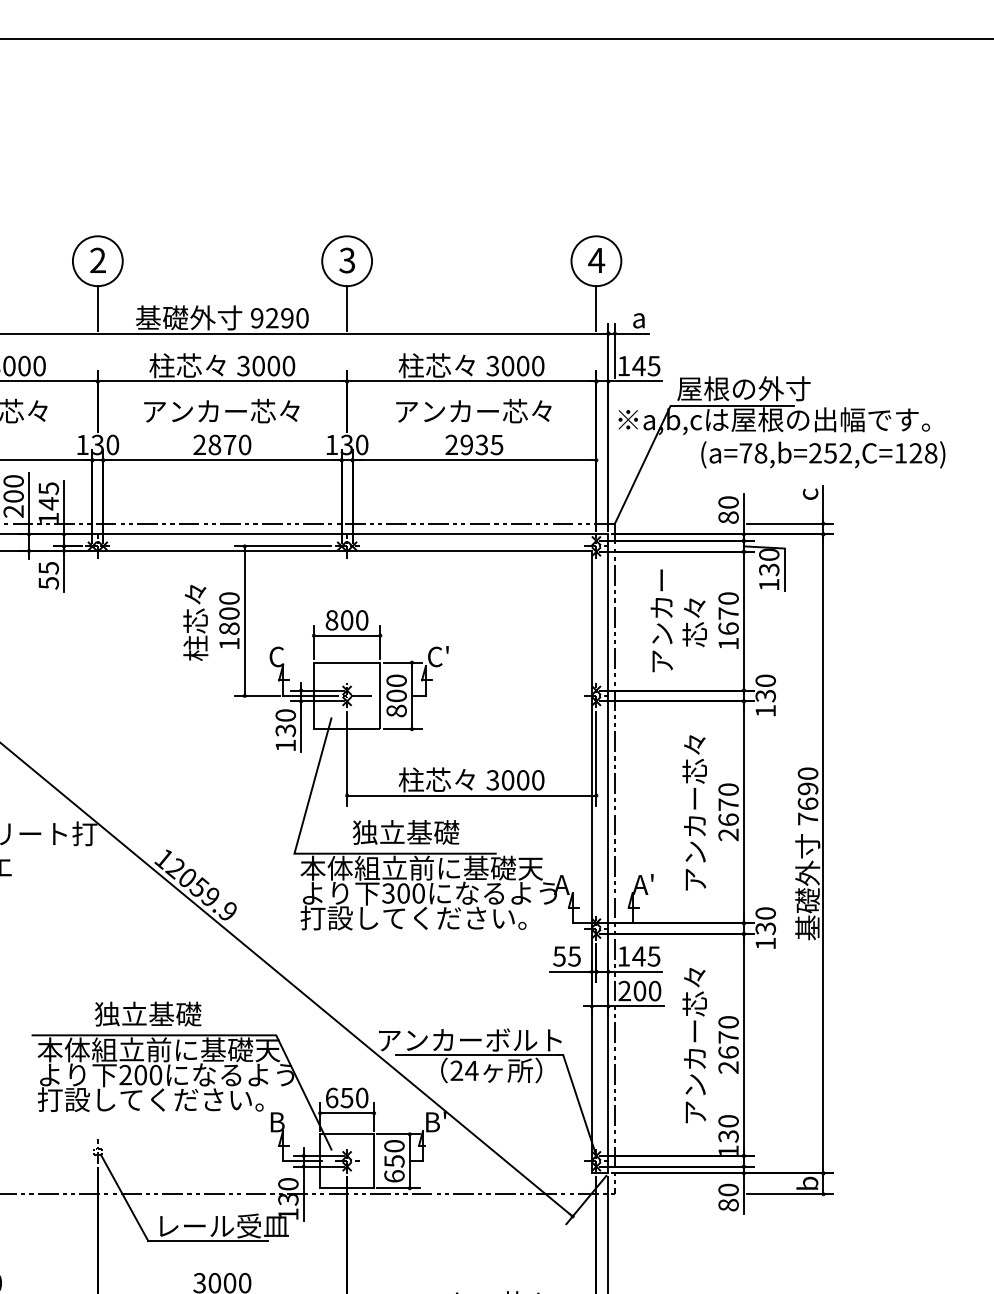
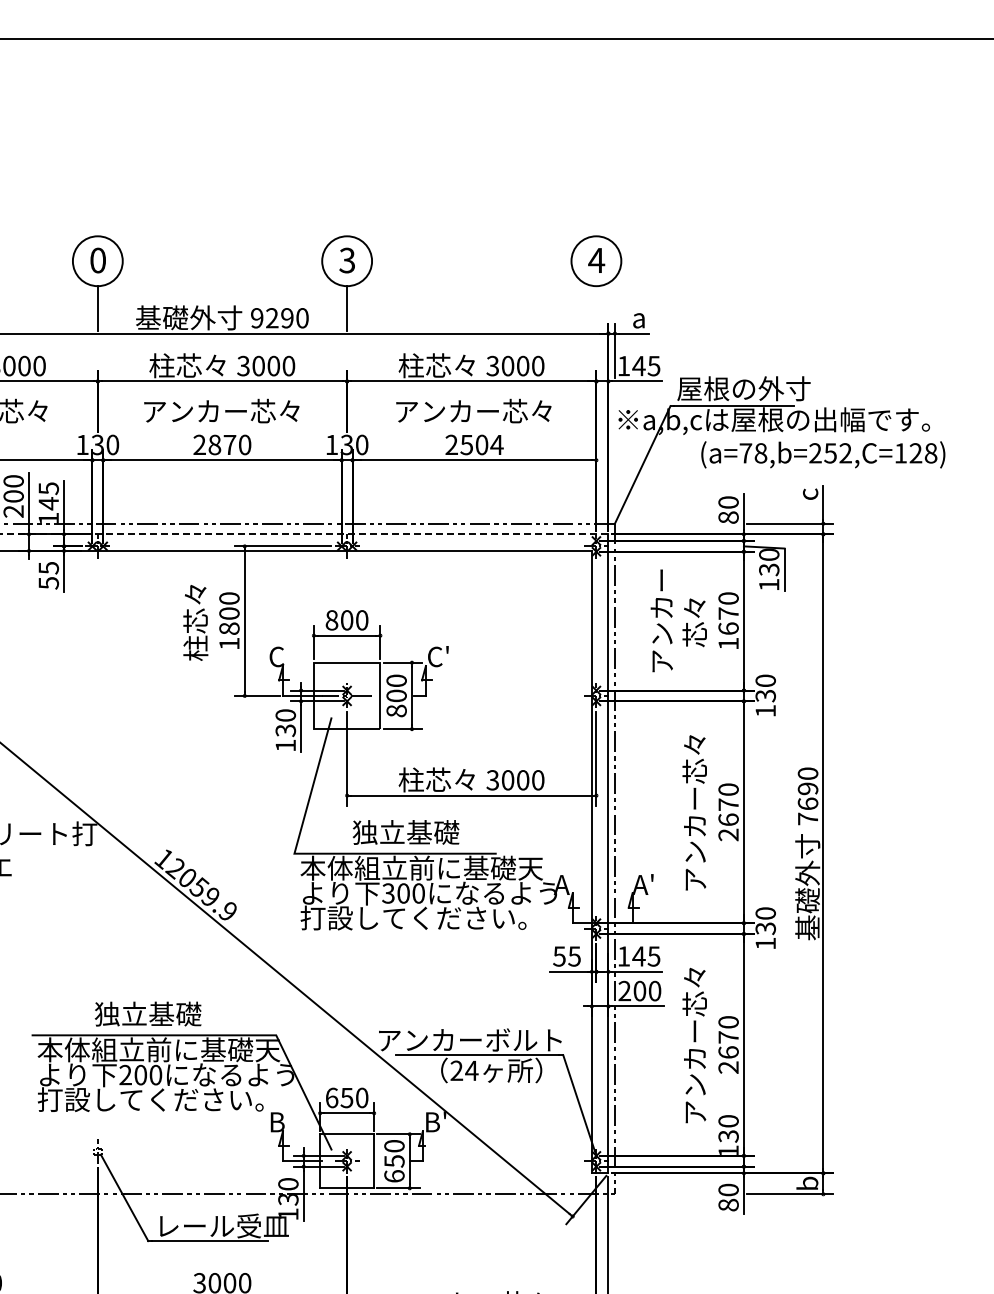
text: 2 -> 0 (97, 260)
line: present -> none (596, 308)
text: 2935 -> 2504 (481, 444)
line: solid -> dashed (304, 534)
